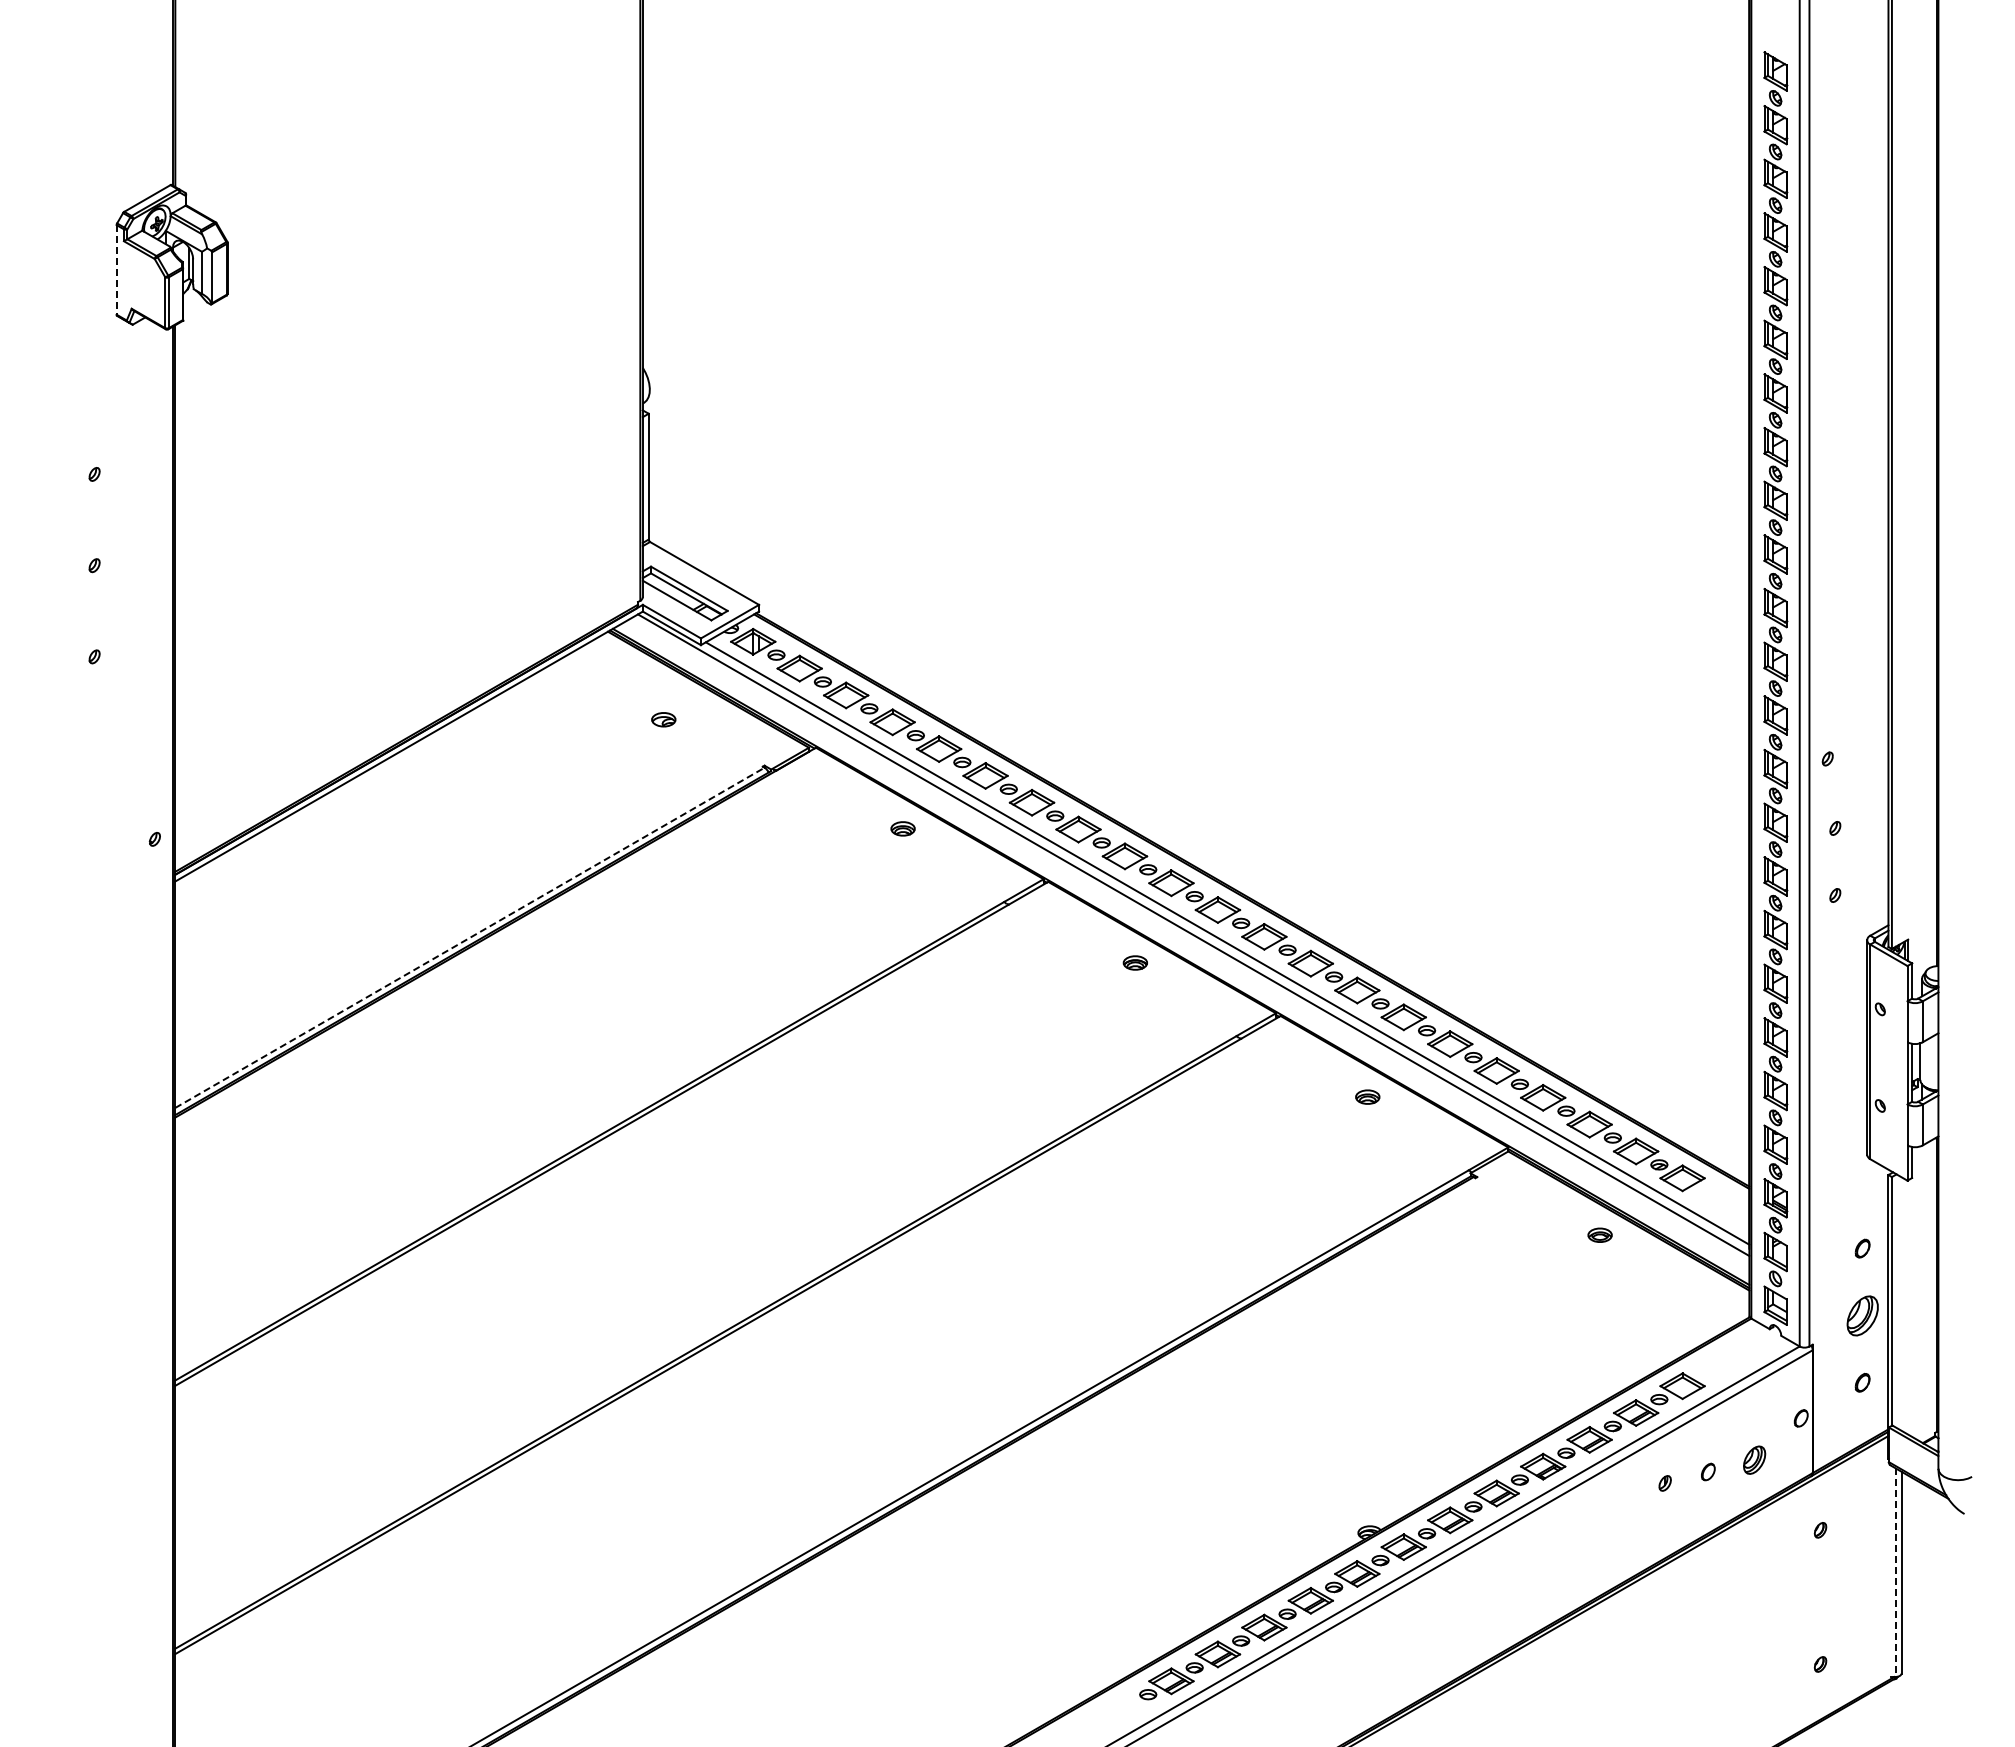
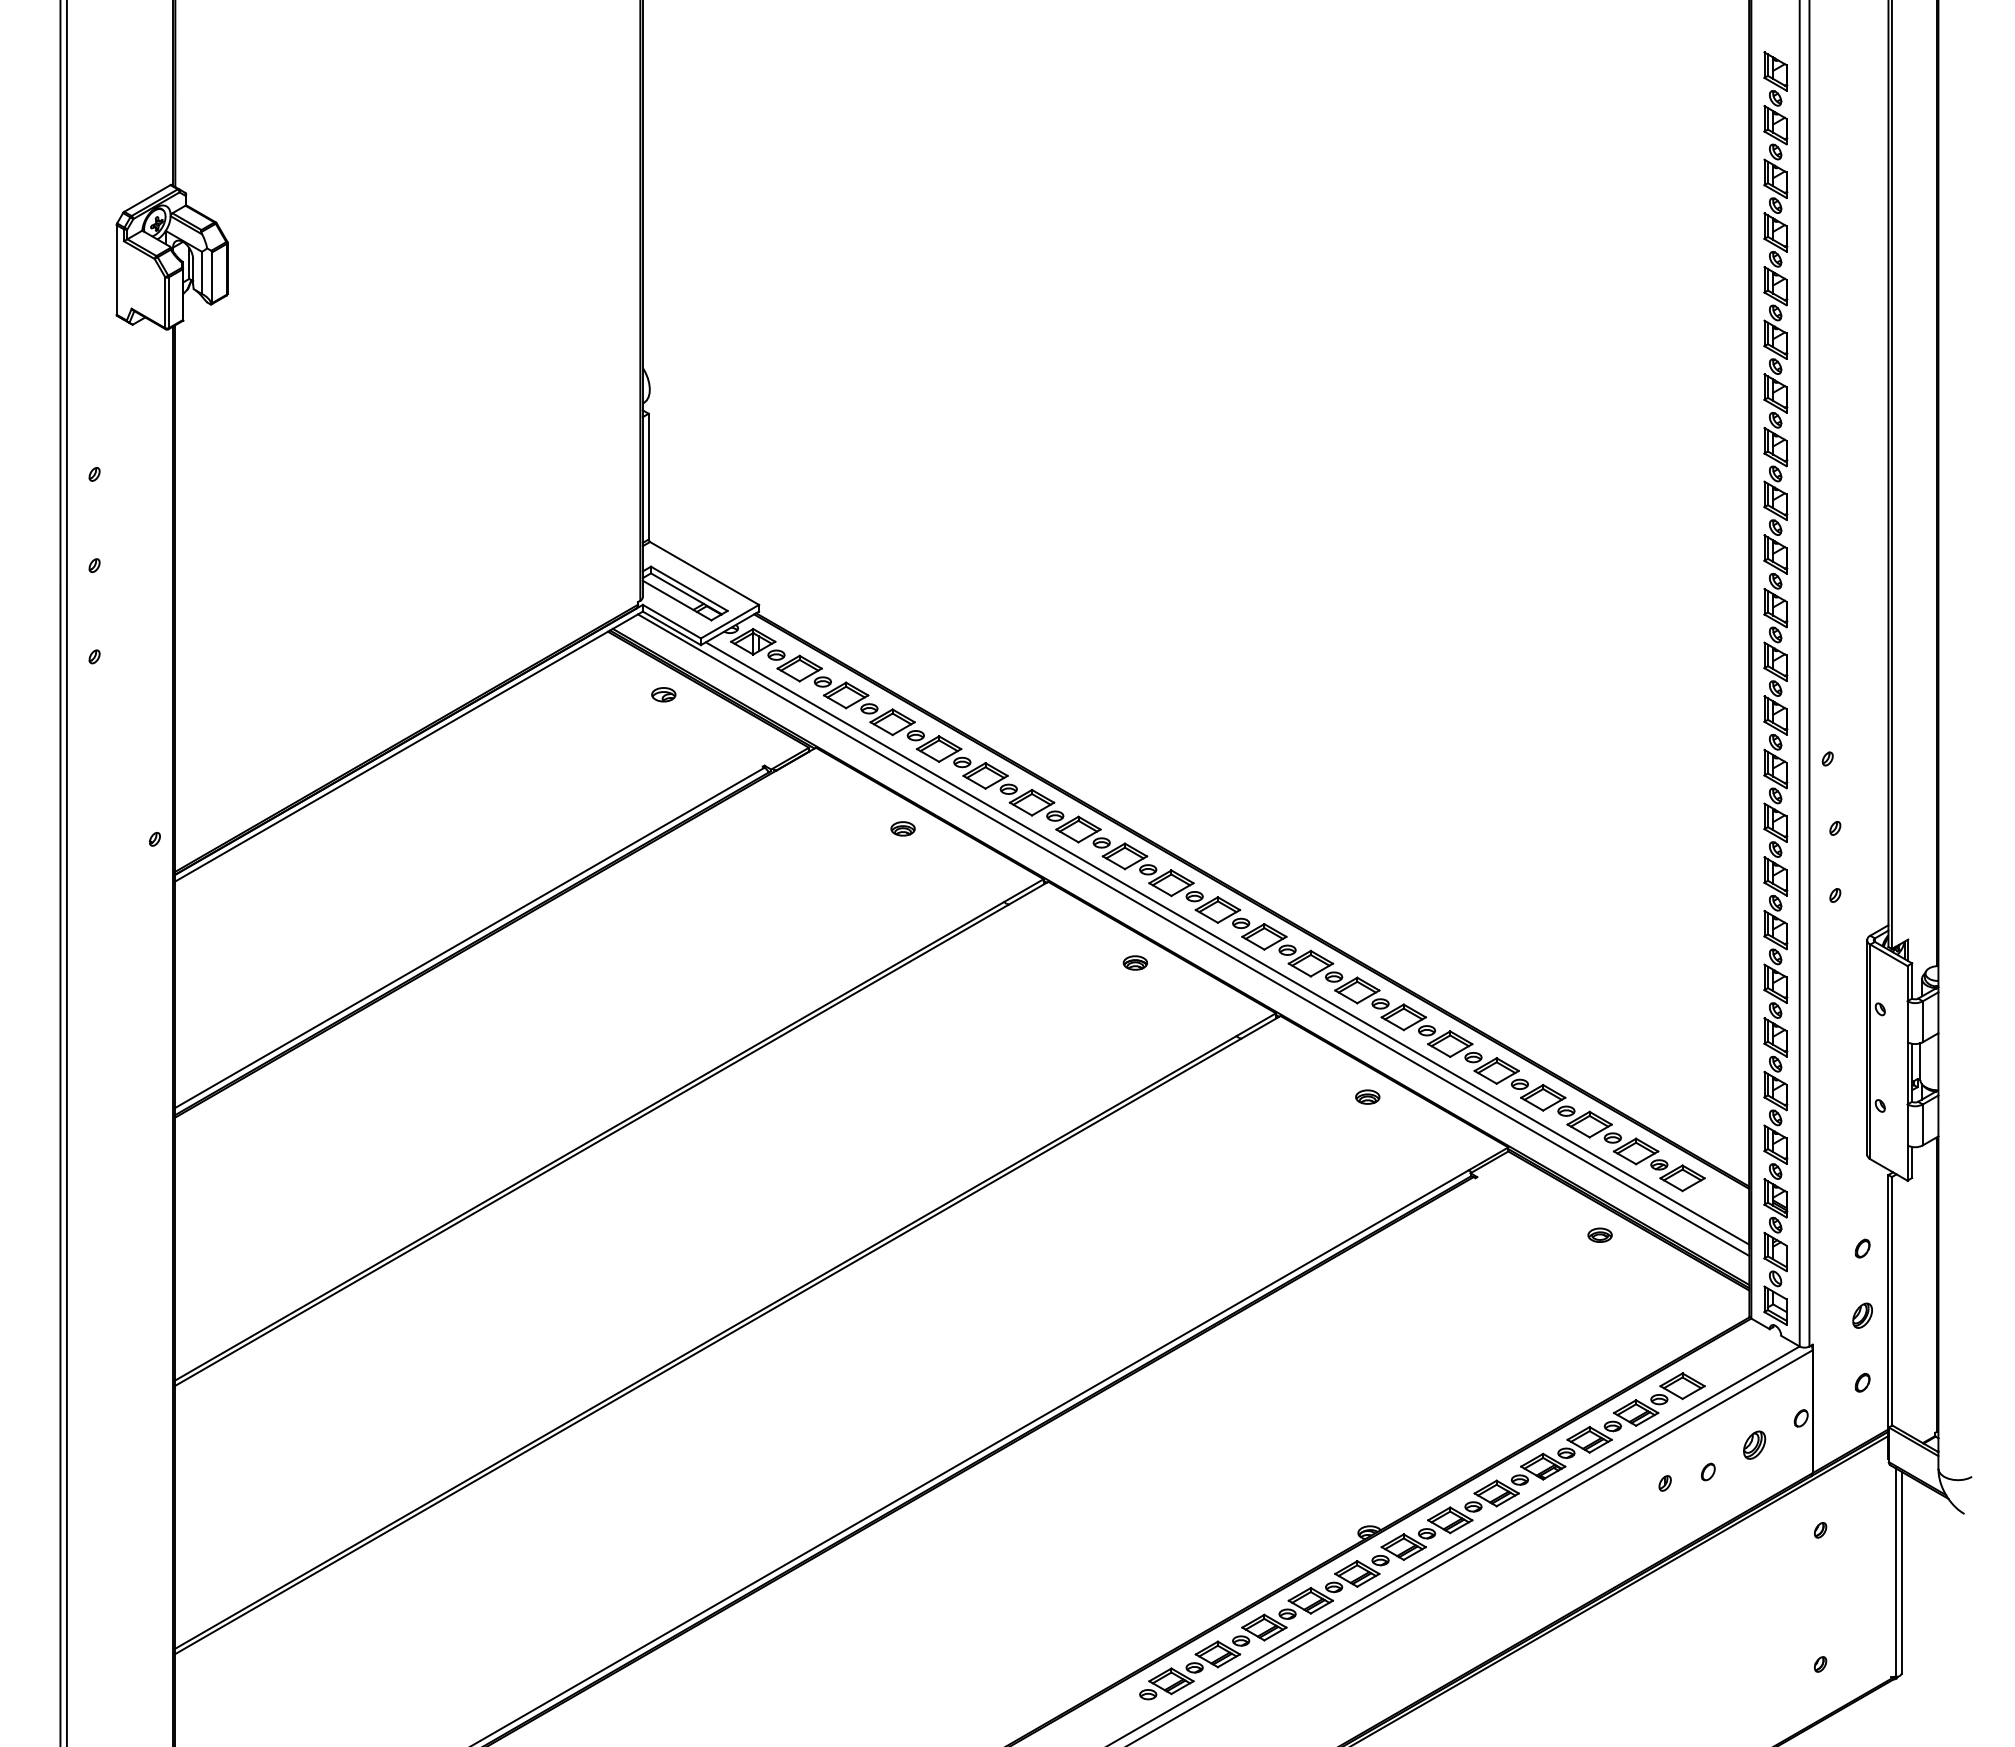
line: dashed -> solid (116, 269)
part position: (663, 719) -> (663, 694) (663, 694)
line: none -> present (60, 872)
line: none -> present (66, 872)
line: dashed -> solid (470, 937)
part size: 33x42 px -> 21x27 px (1862, 1315)
part position: (1754, 1459) -> (1754, 1444) (1754, 1444)
line: dashed -> solid (1895, 1573)
